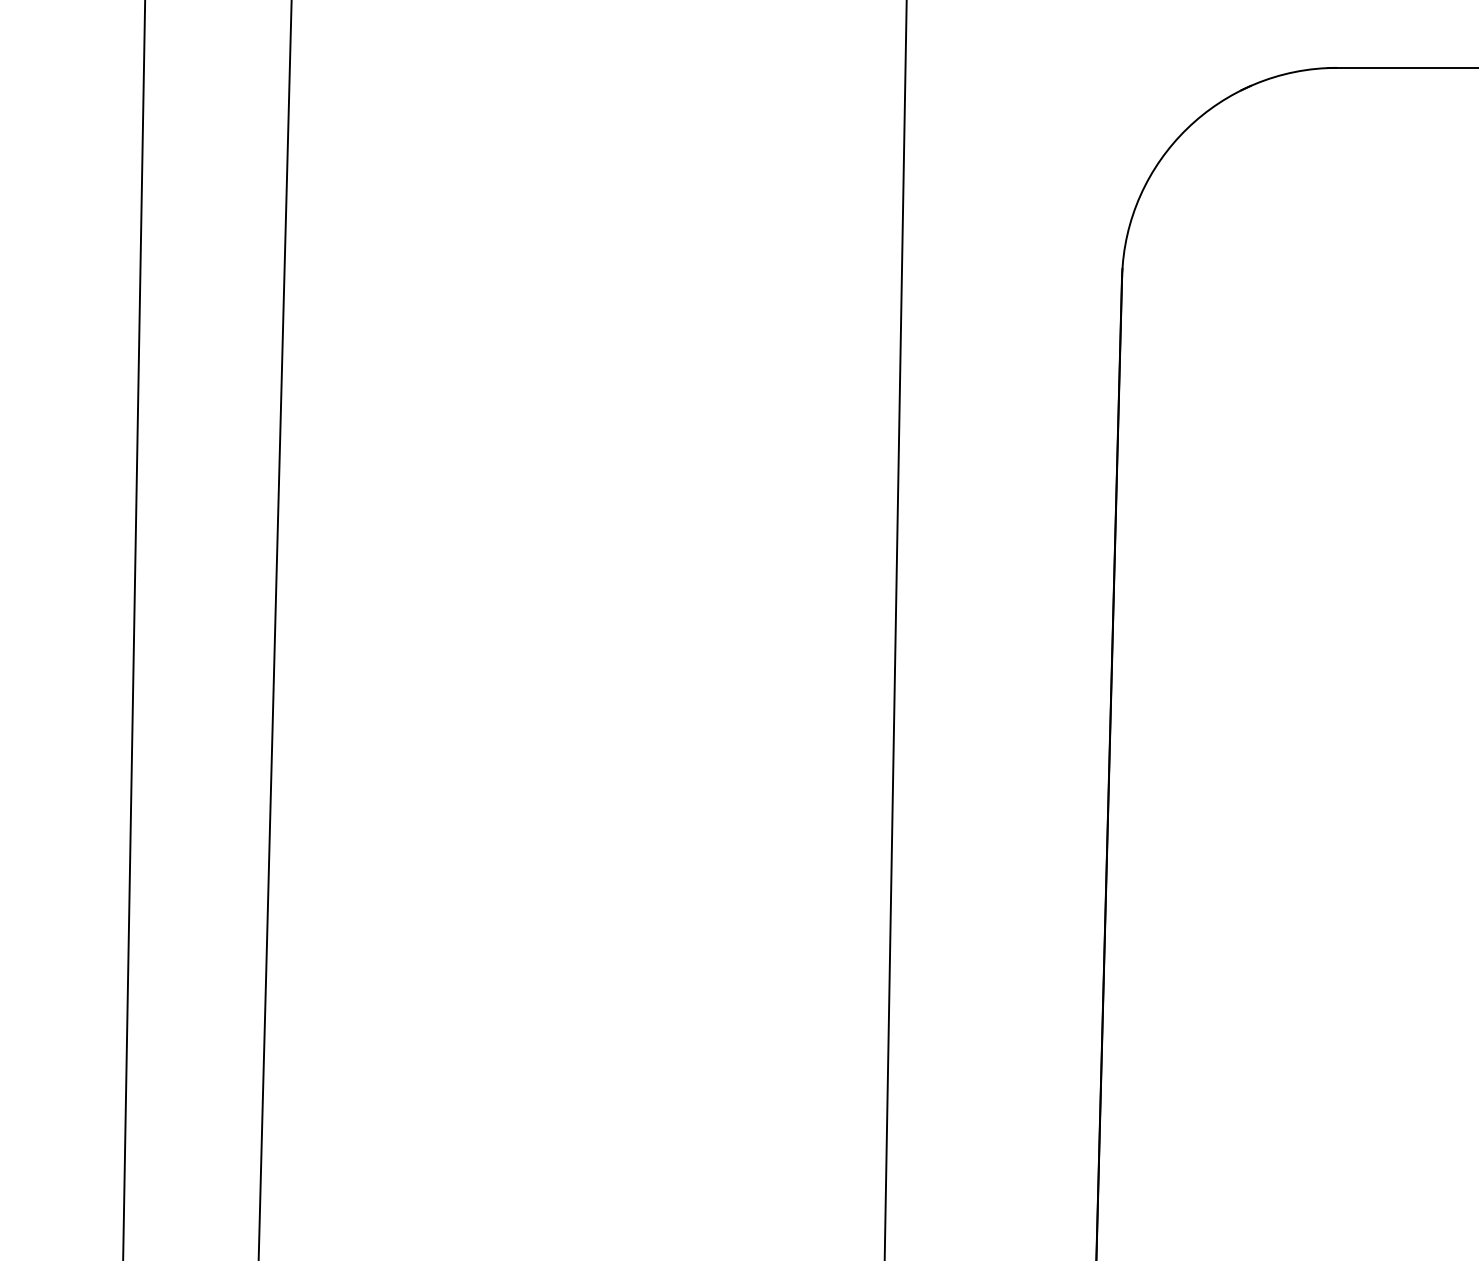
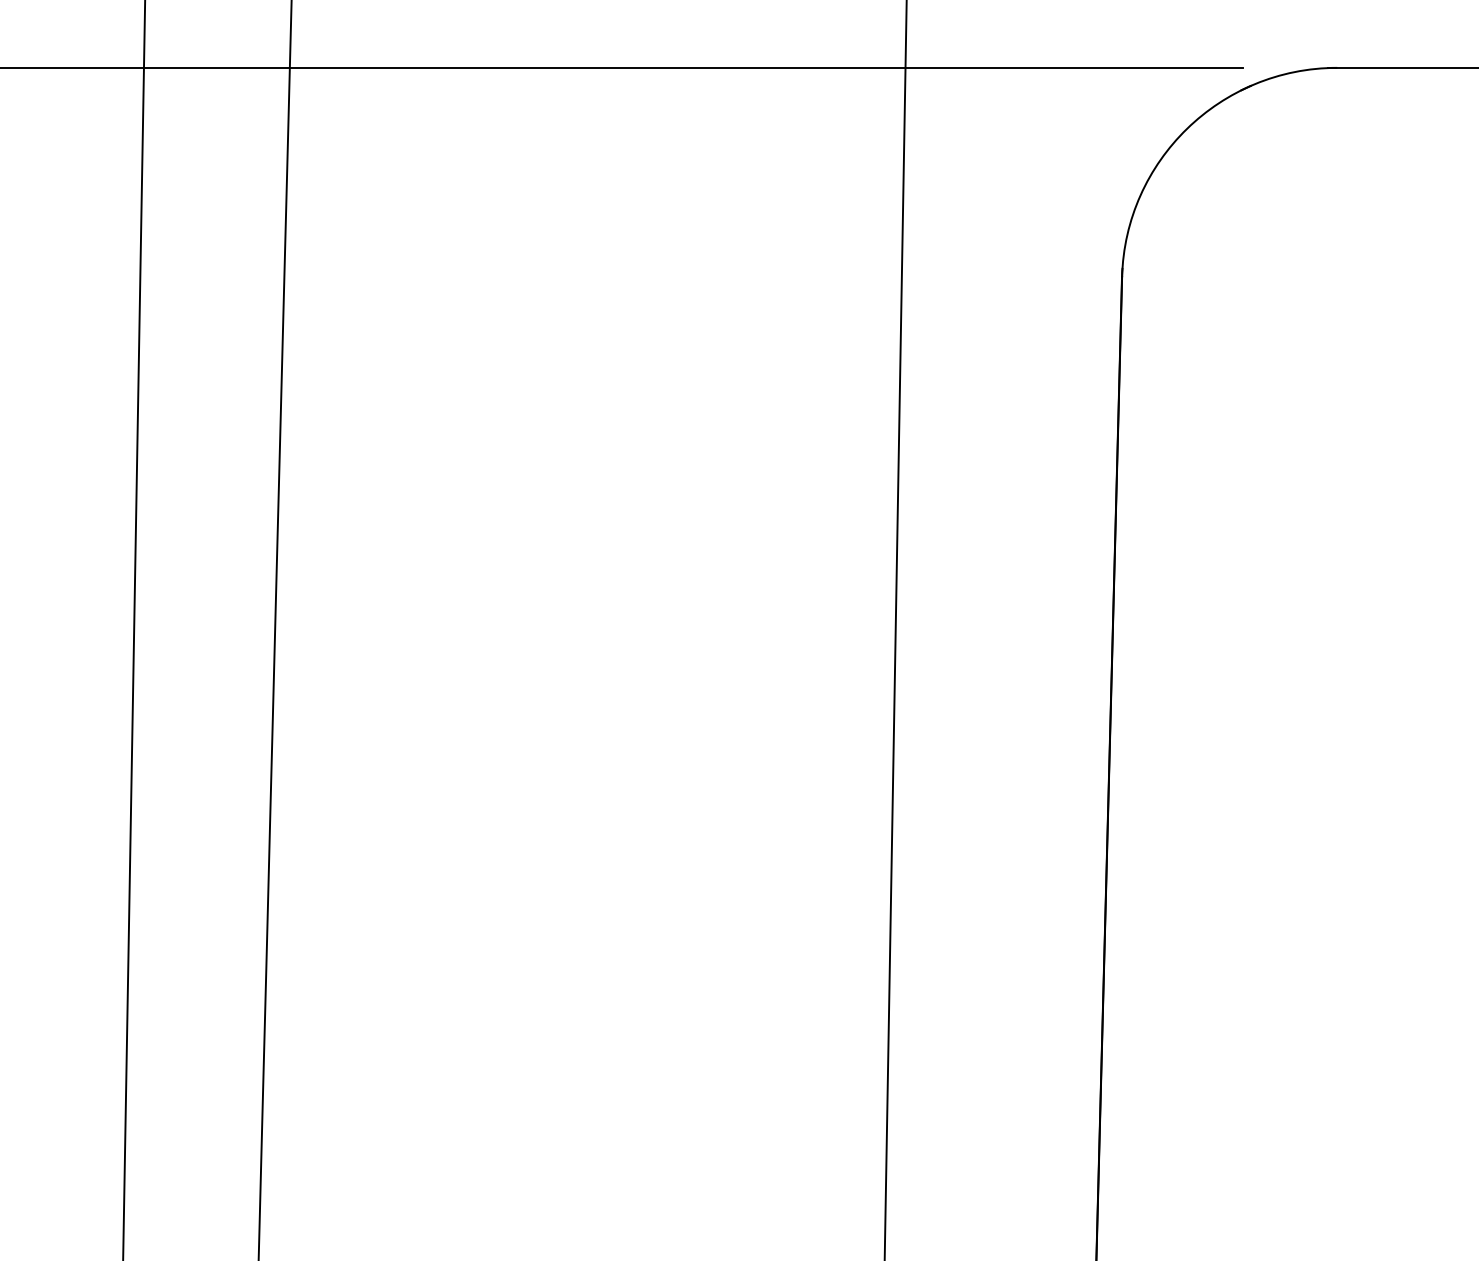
line: none -> present (622, 67)
